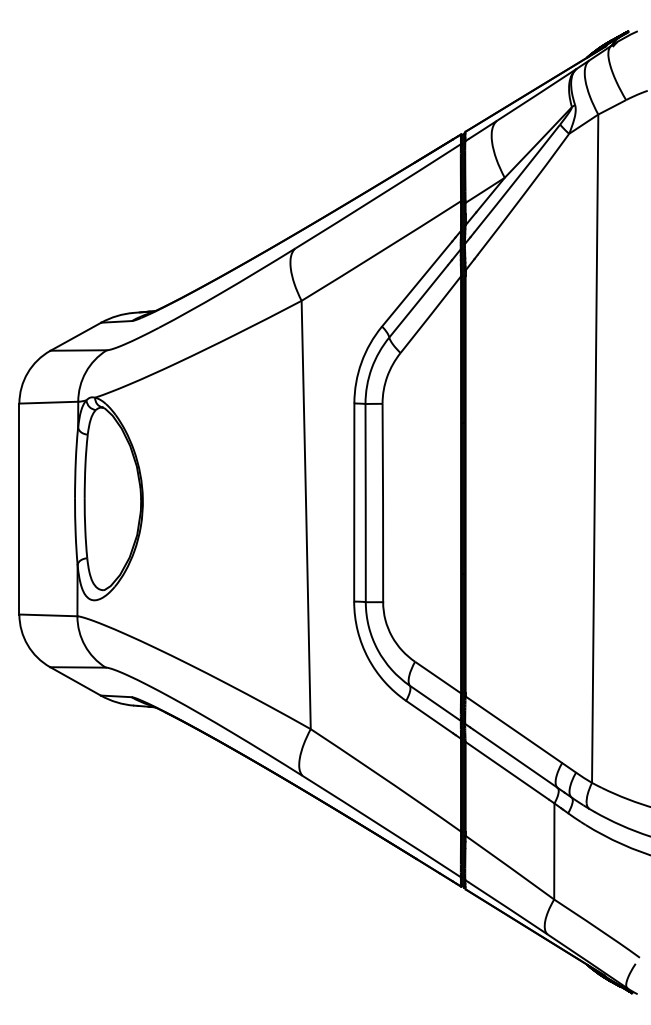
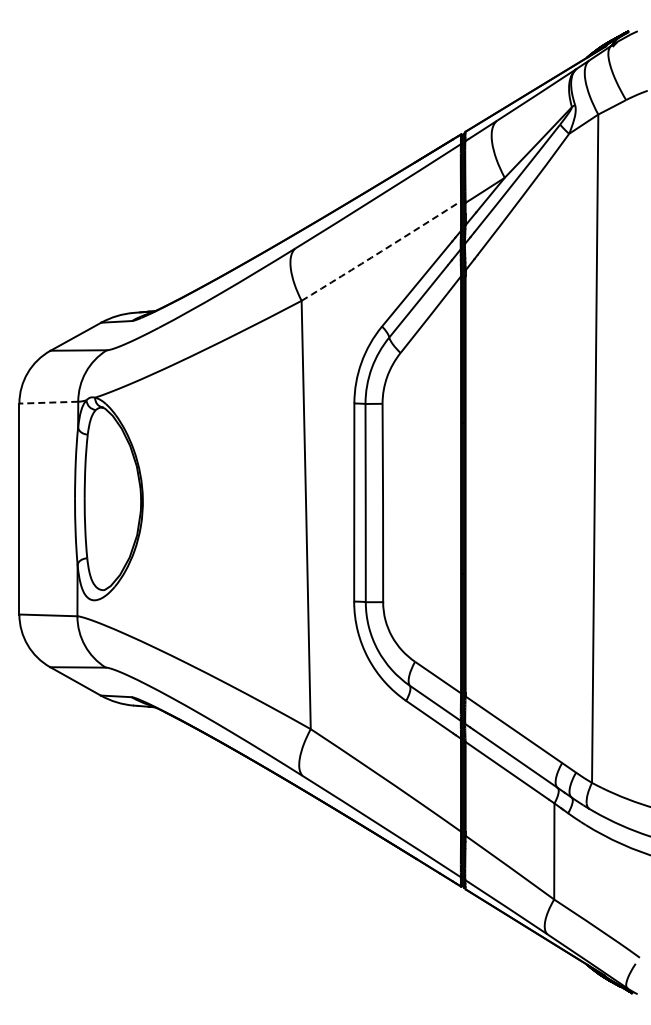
arc: solid -> dashed (381, 251)
line: solid -> dashed (48, 402)
